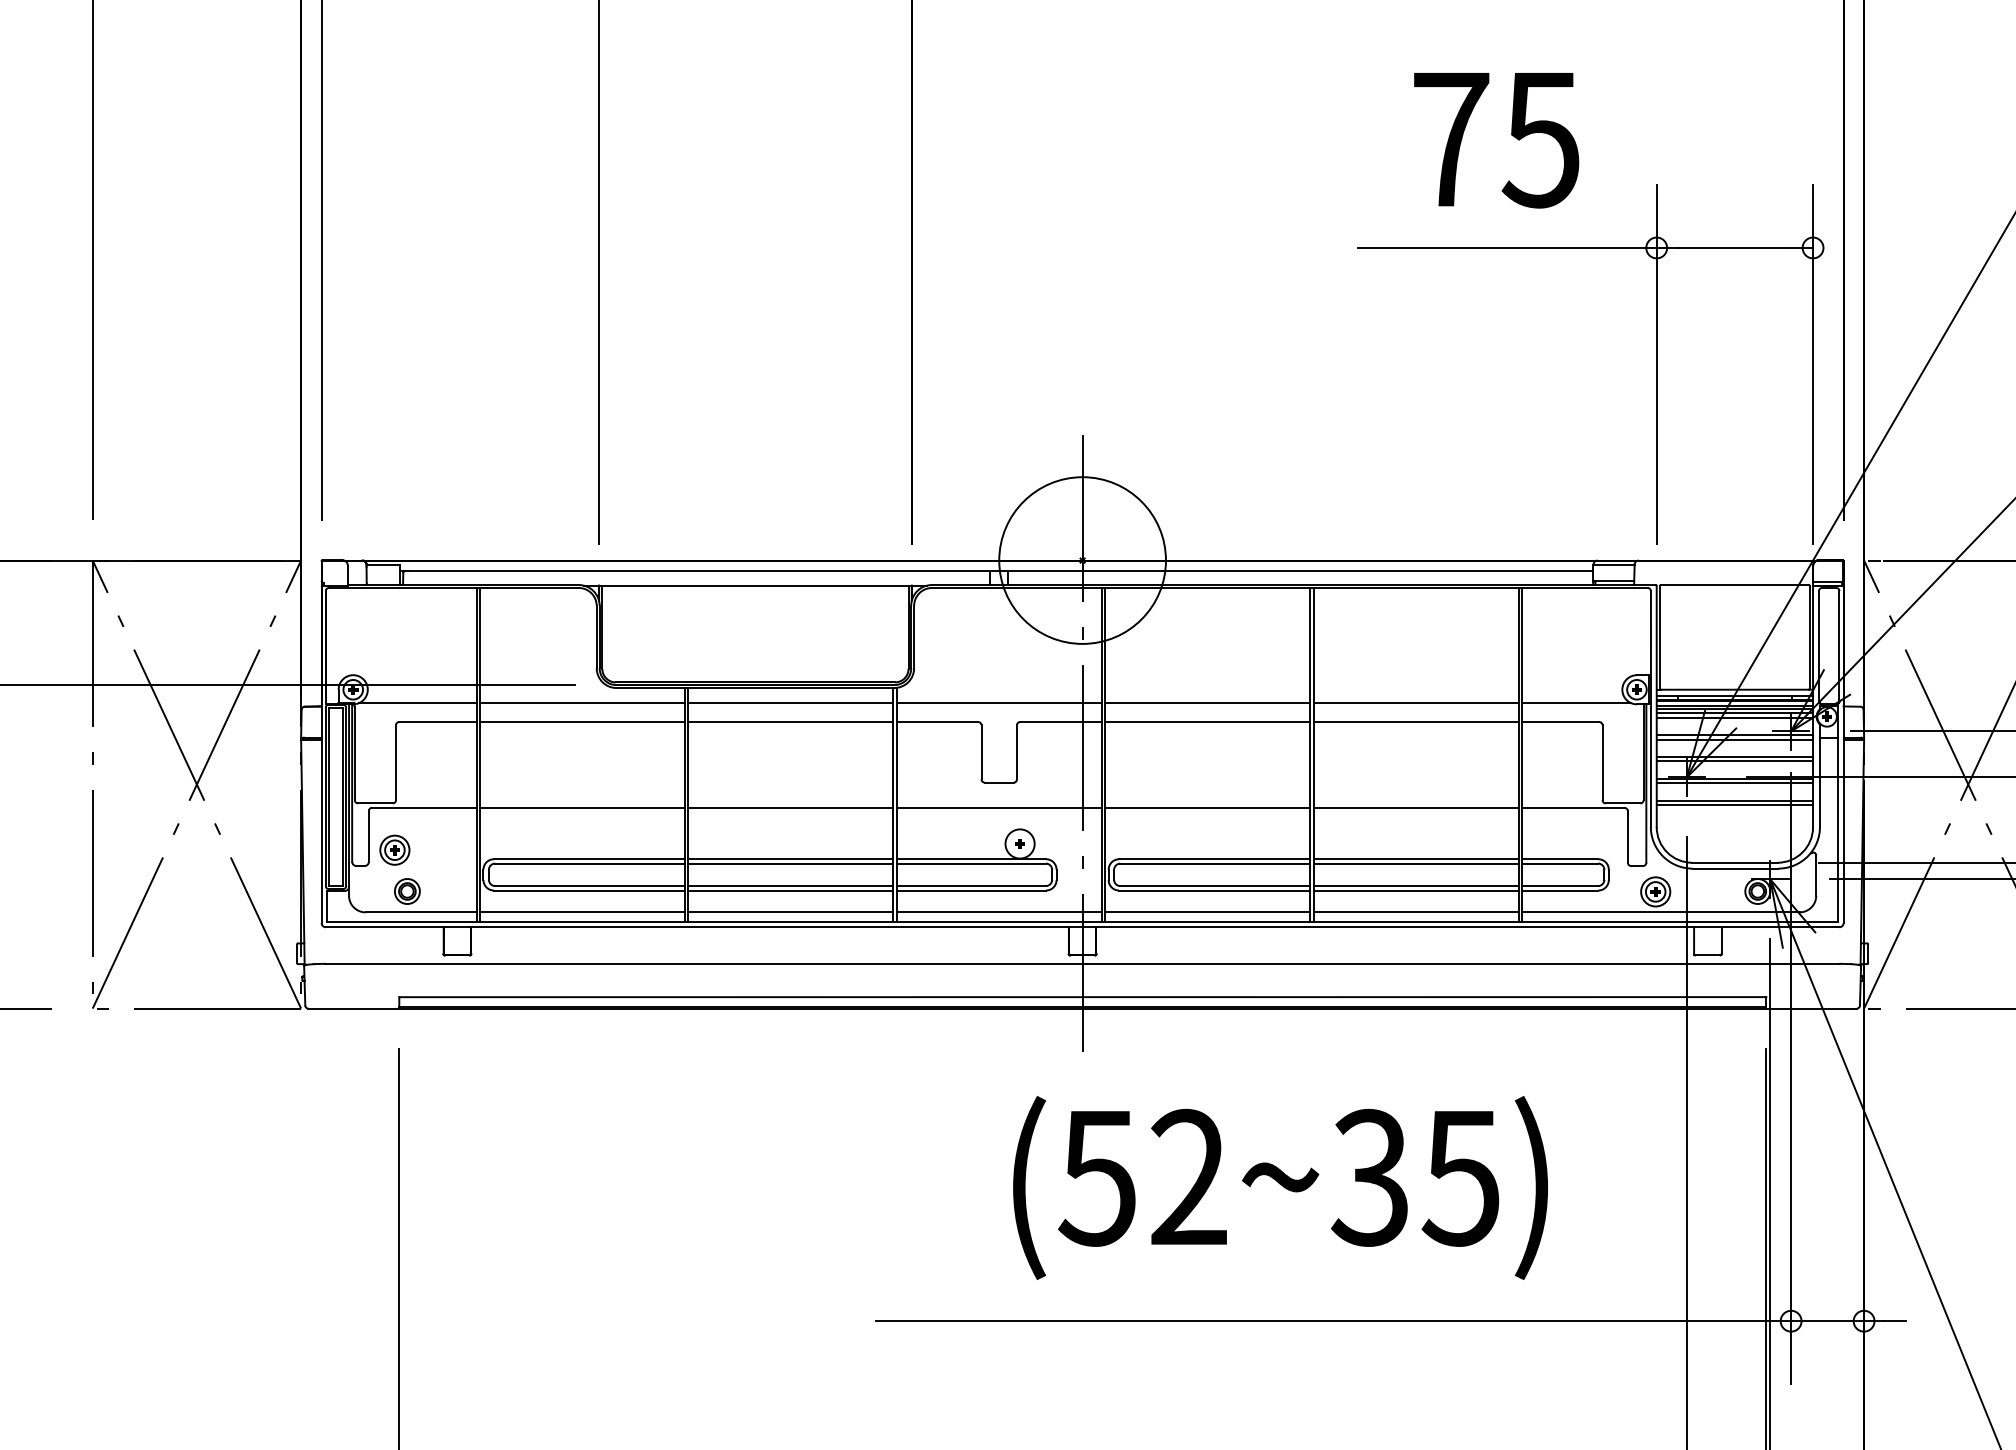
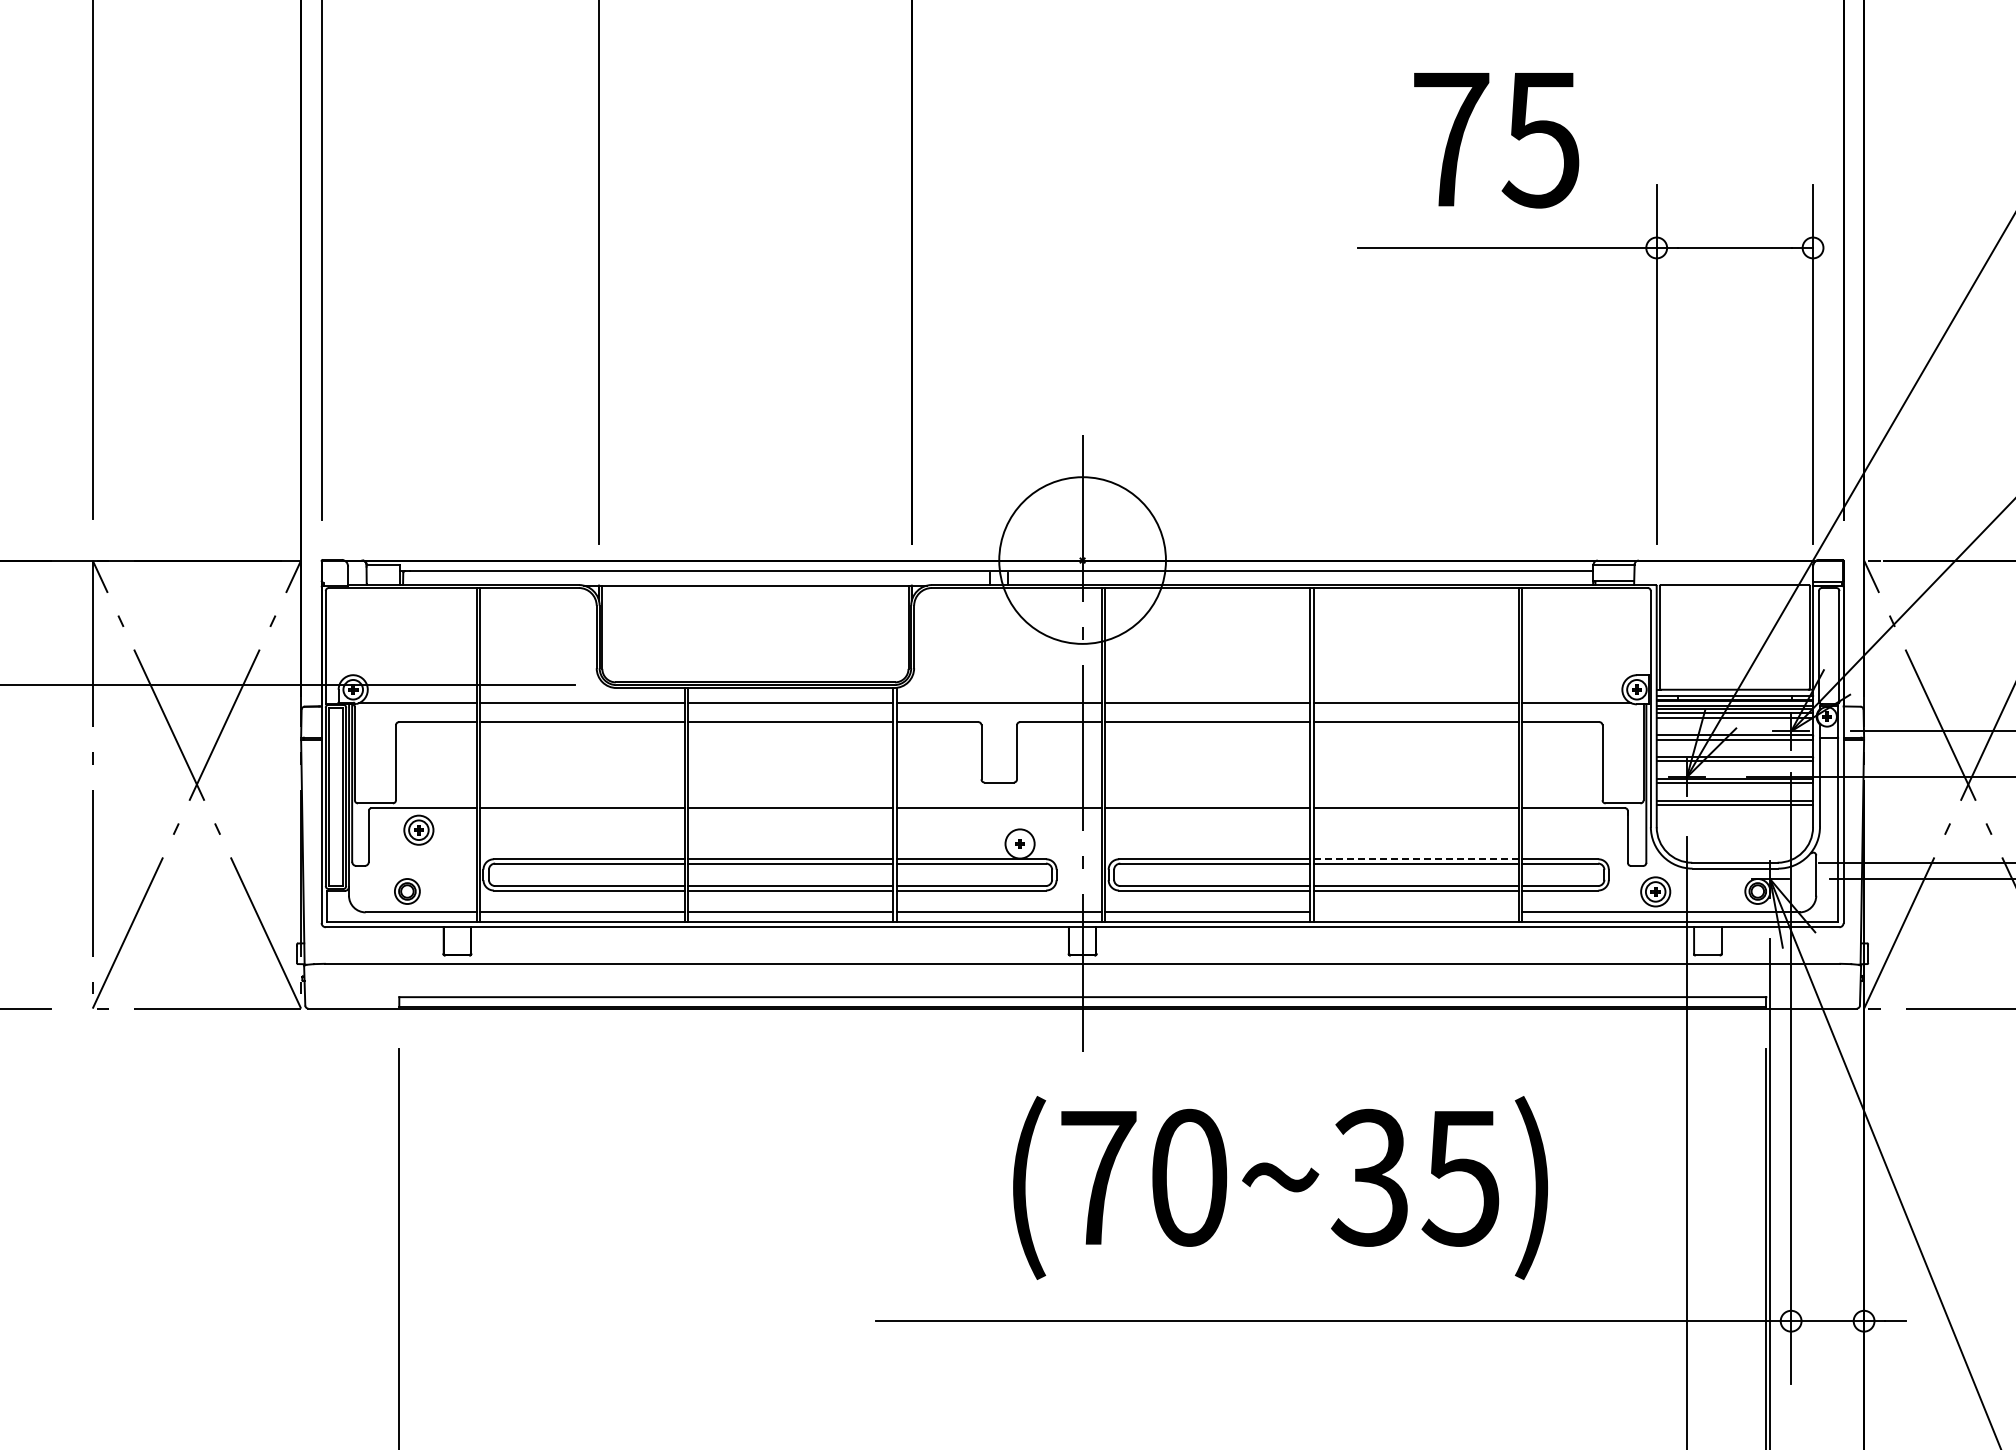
part position: (394, 849) -> (418, 829) (418, 829)
line: solid -> dashed (1416, 859)
line: present -> none (1415, 912)
text: (52~35) -> (70~35) (1142, 1177)
